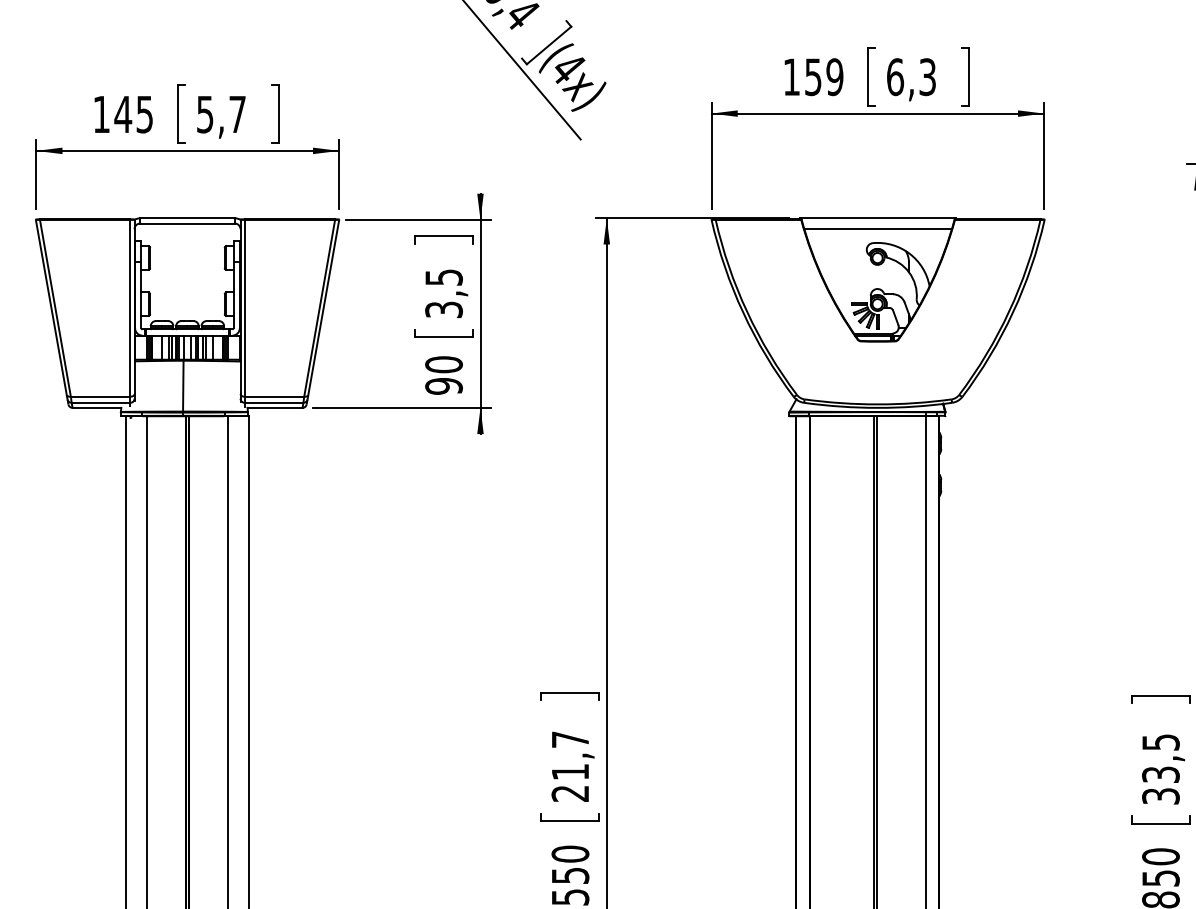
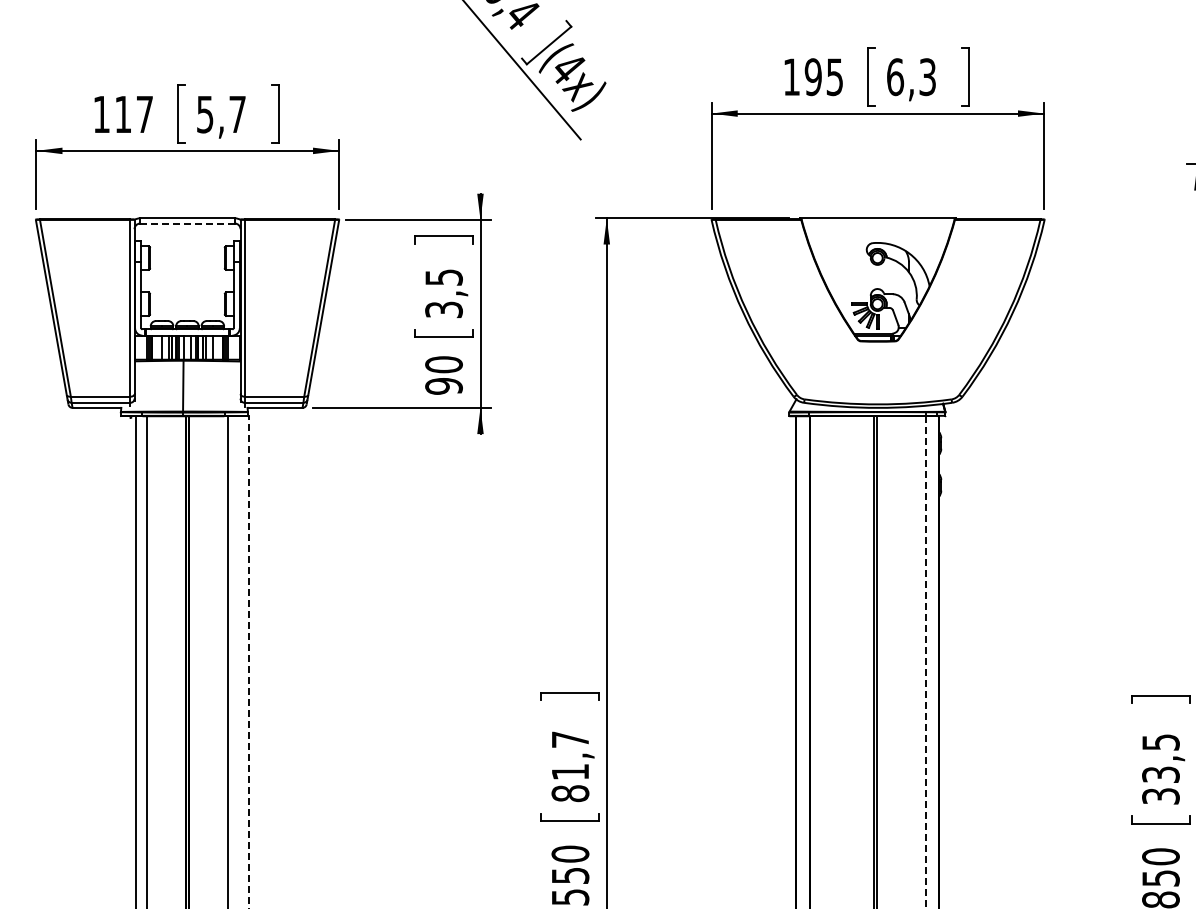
text: 159 -> 195 (823, 76)
text: 145 -> 117 (133, 114)
line: solid -> dashed (187, 223)
line: present -> none (877, 229)
line position: (126, 660) -> (136, 660) (136, 660)
line: solid -> dashed (248, 662)
line: solid -> dashed (926, 663)
text: 21,7 -> 81,7 (570, 793)
